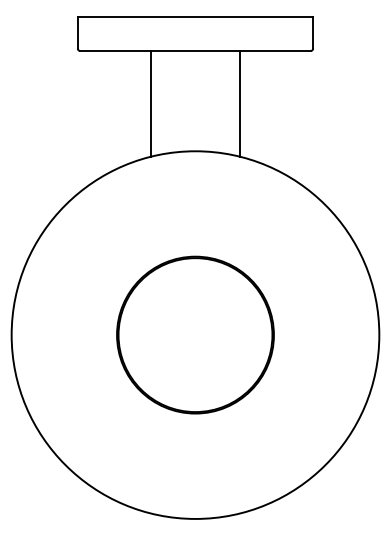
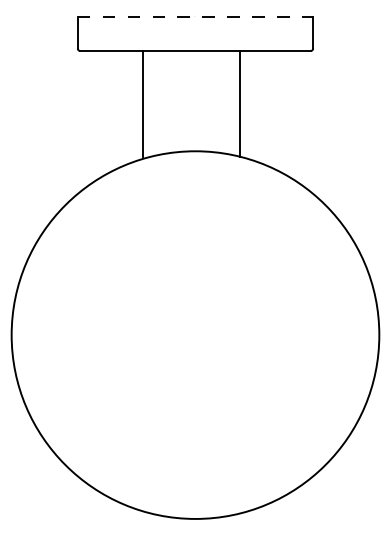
line: solid -> dashed (195, 16)
line position: (151, 103) -> (143, 103) (143, 103)
part: present -> none (195, 334)
